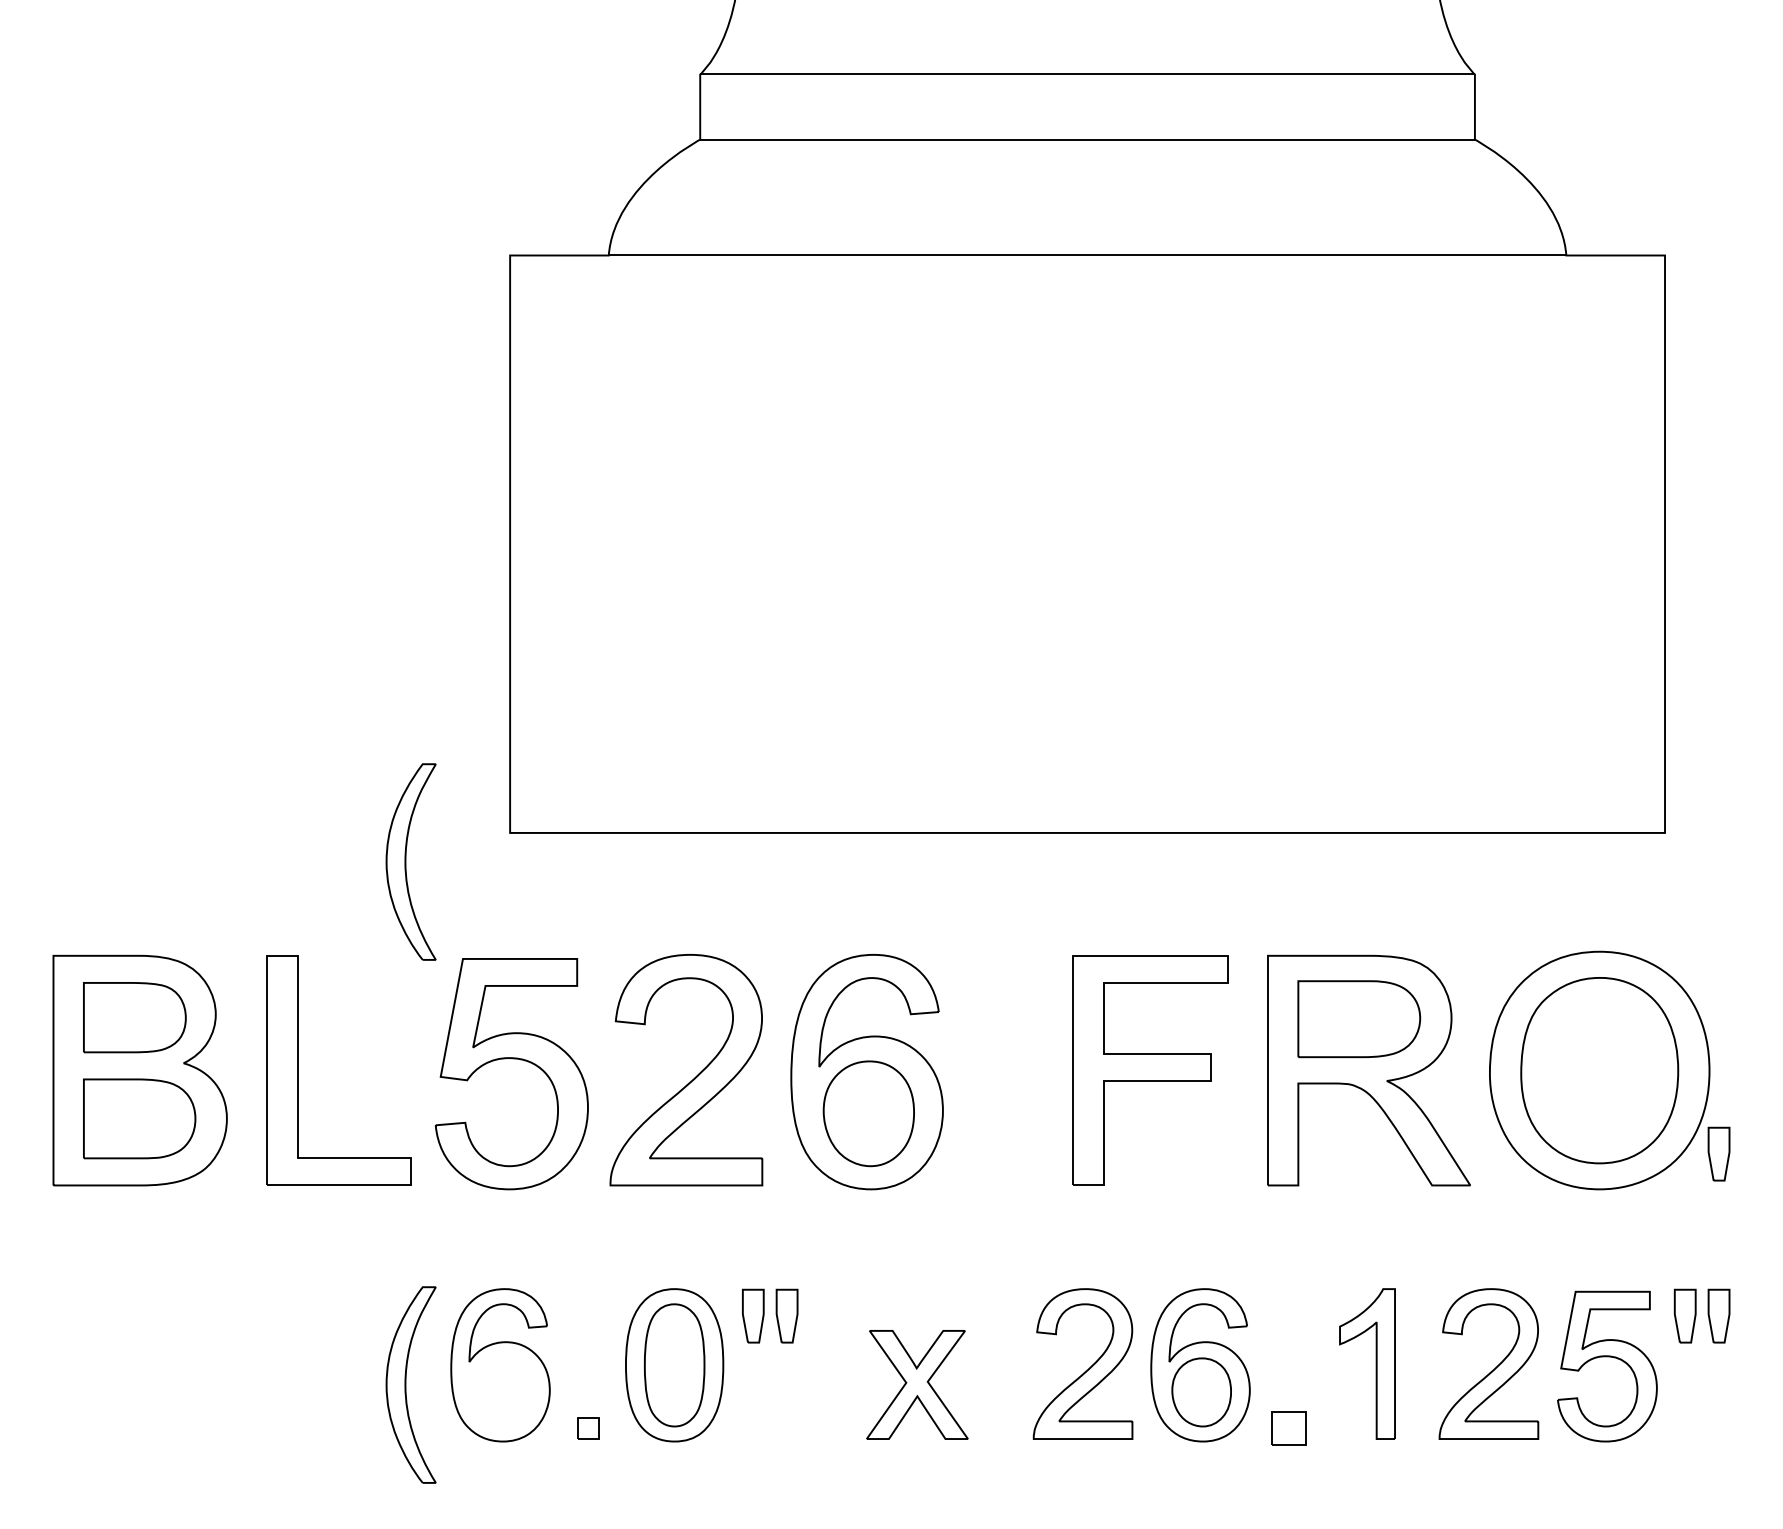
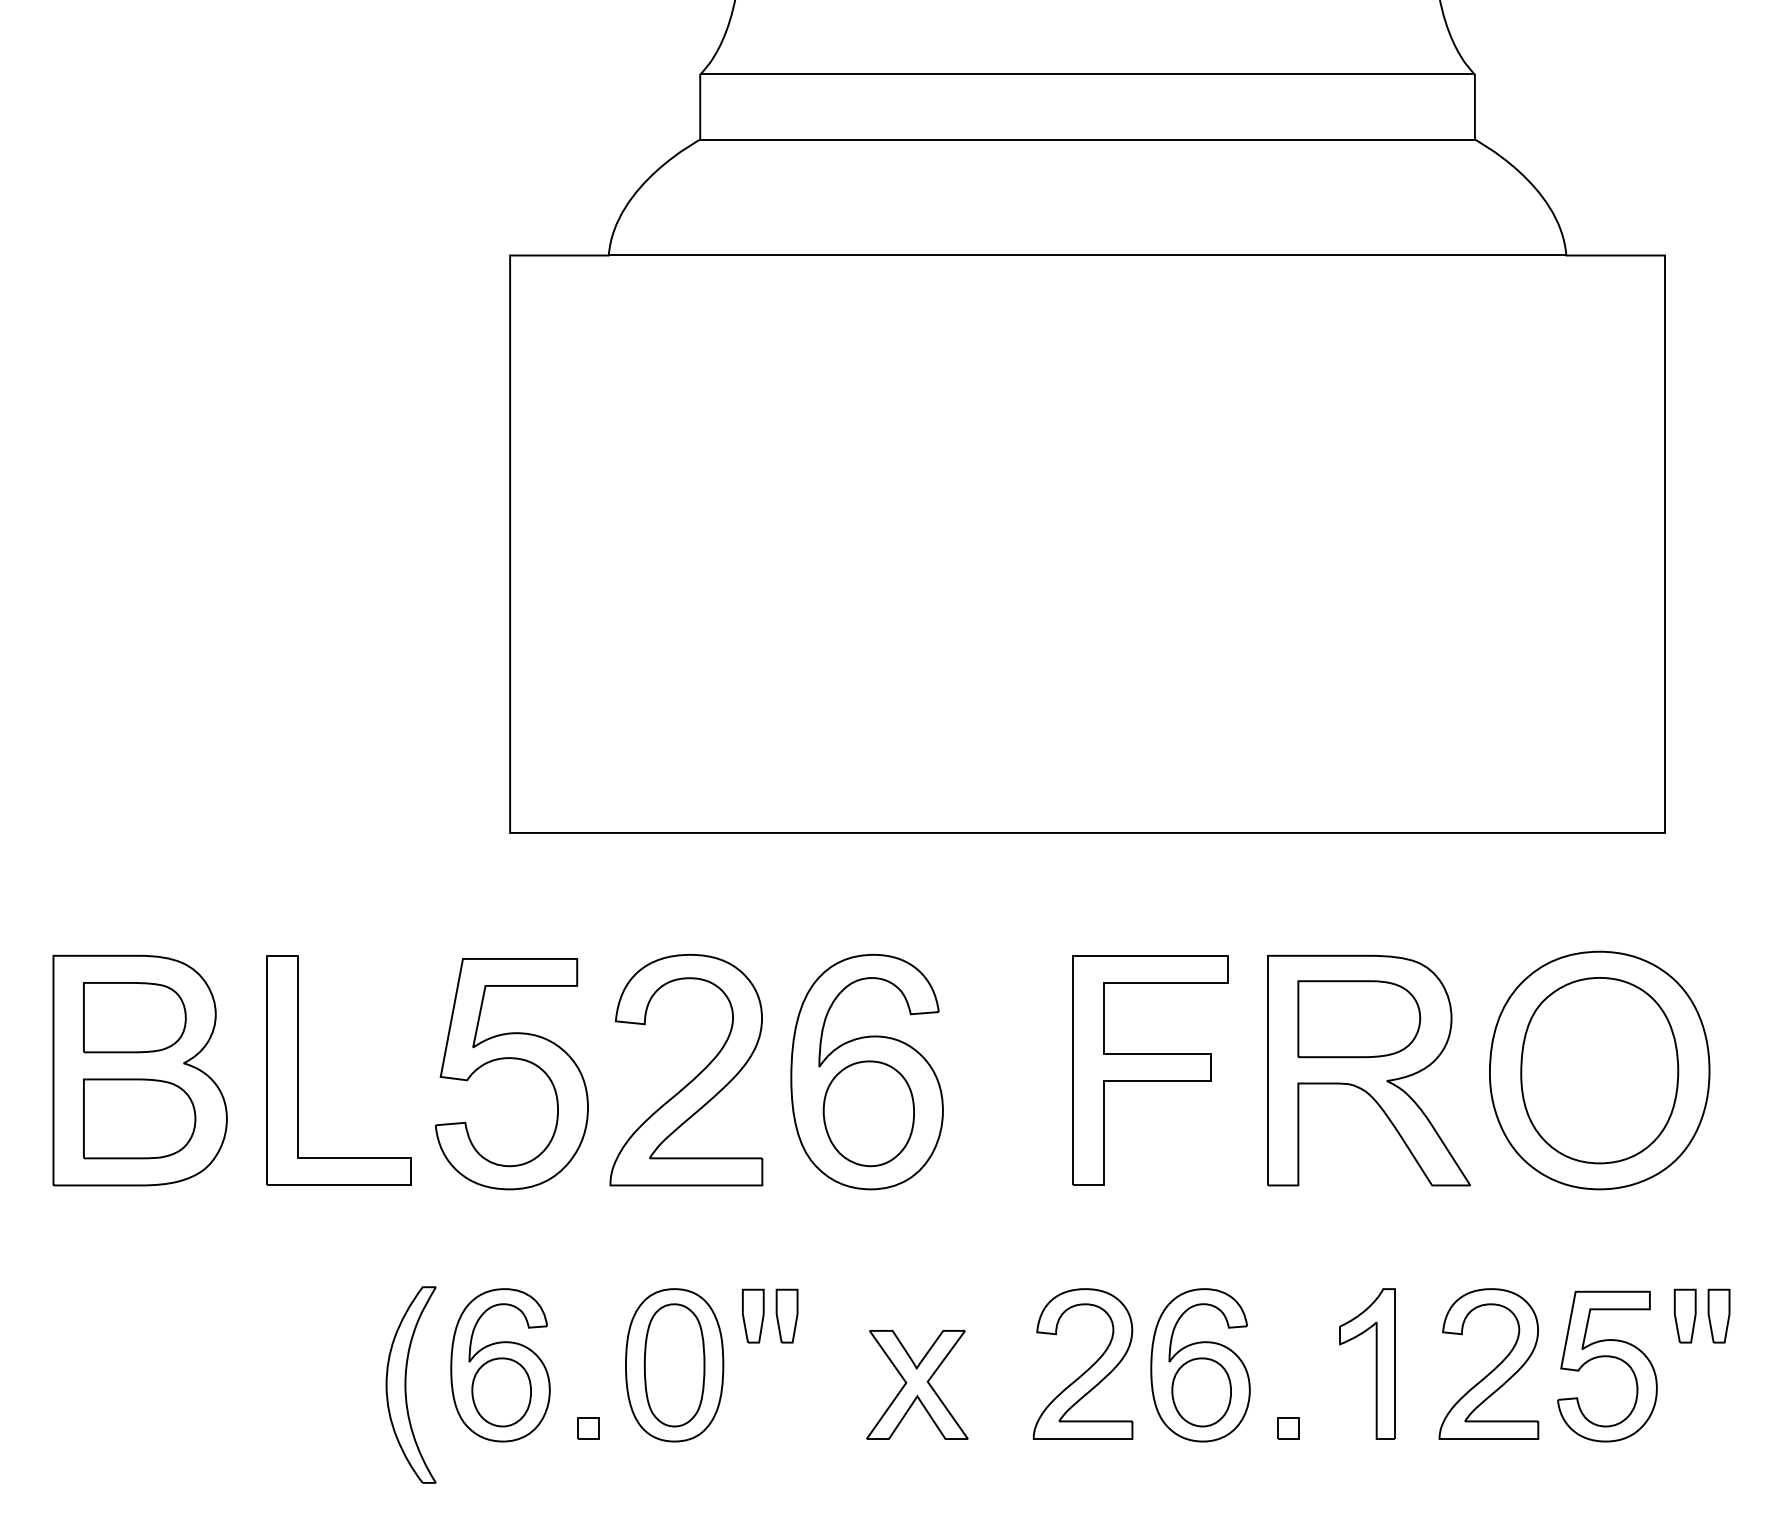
part: present -> none (410, 861)
part: present -> none (1718, 1153)
part: none -> present (501, 1392)
part size: 36x35 px -> 23x23 px (1288, 1428)
